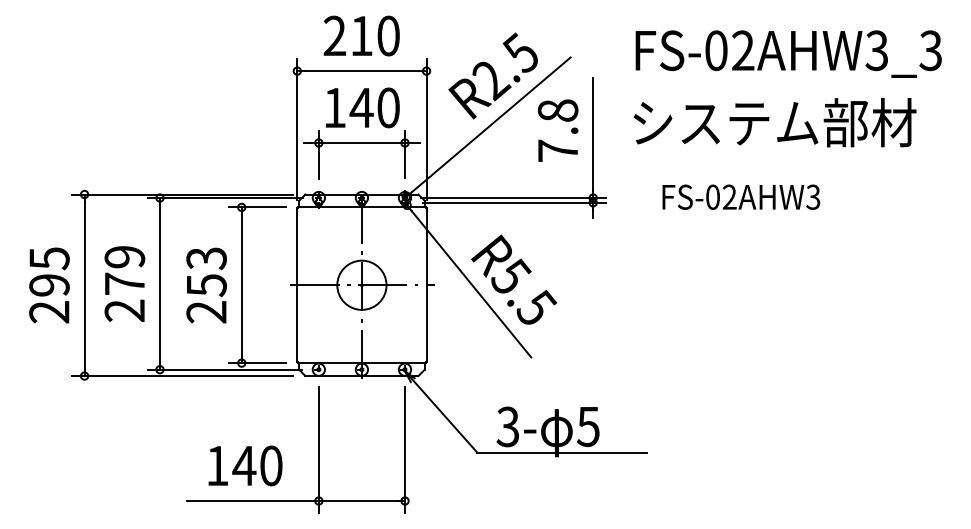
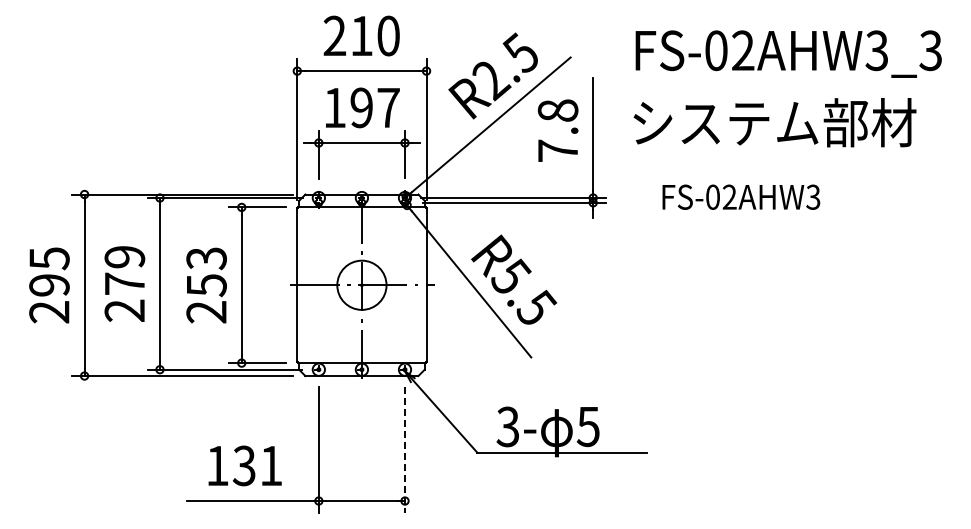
text: 140 -> 197 (374, 107)
line: solid -> dashed (405, 450)
text: 140 -> 131 (257, 465)
